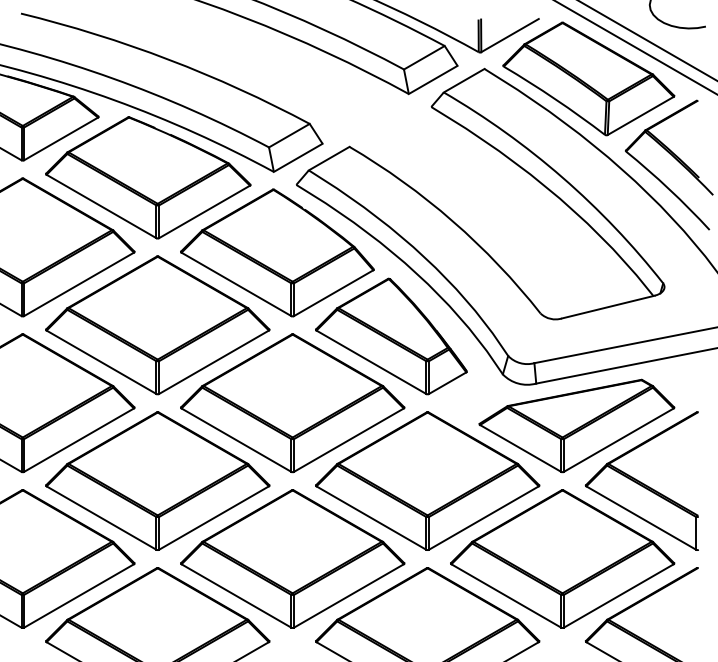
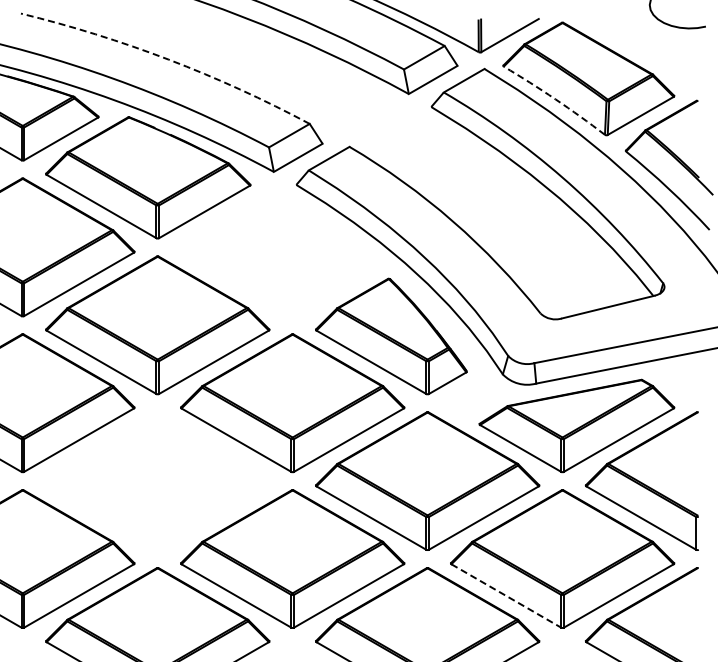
line: present -> none (647, 40)
line: present -> none (635, 47)
arc: solid -> dashed (168, 59)
arc: solid -> dashed (555, 99)
part: present -> none (277, 252)
part: present -> none (157, 480)
line: solid -> dashed (506, 596)
